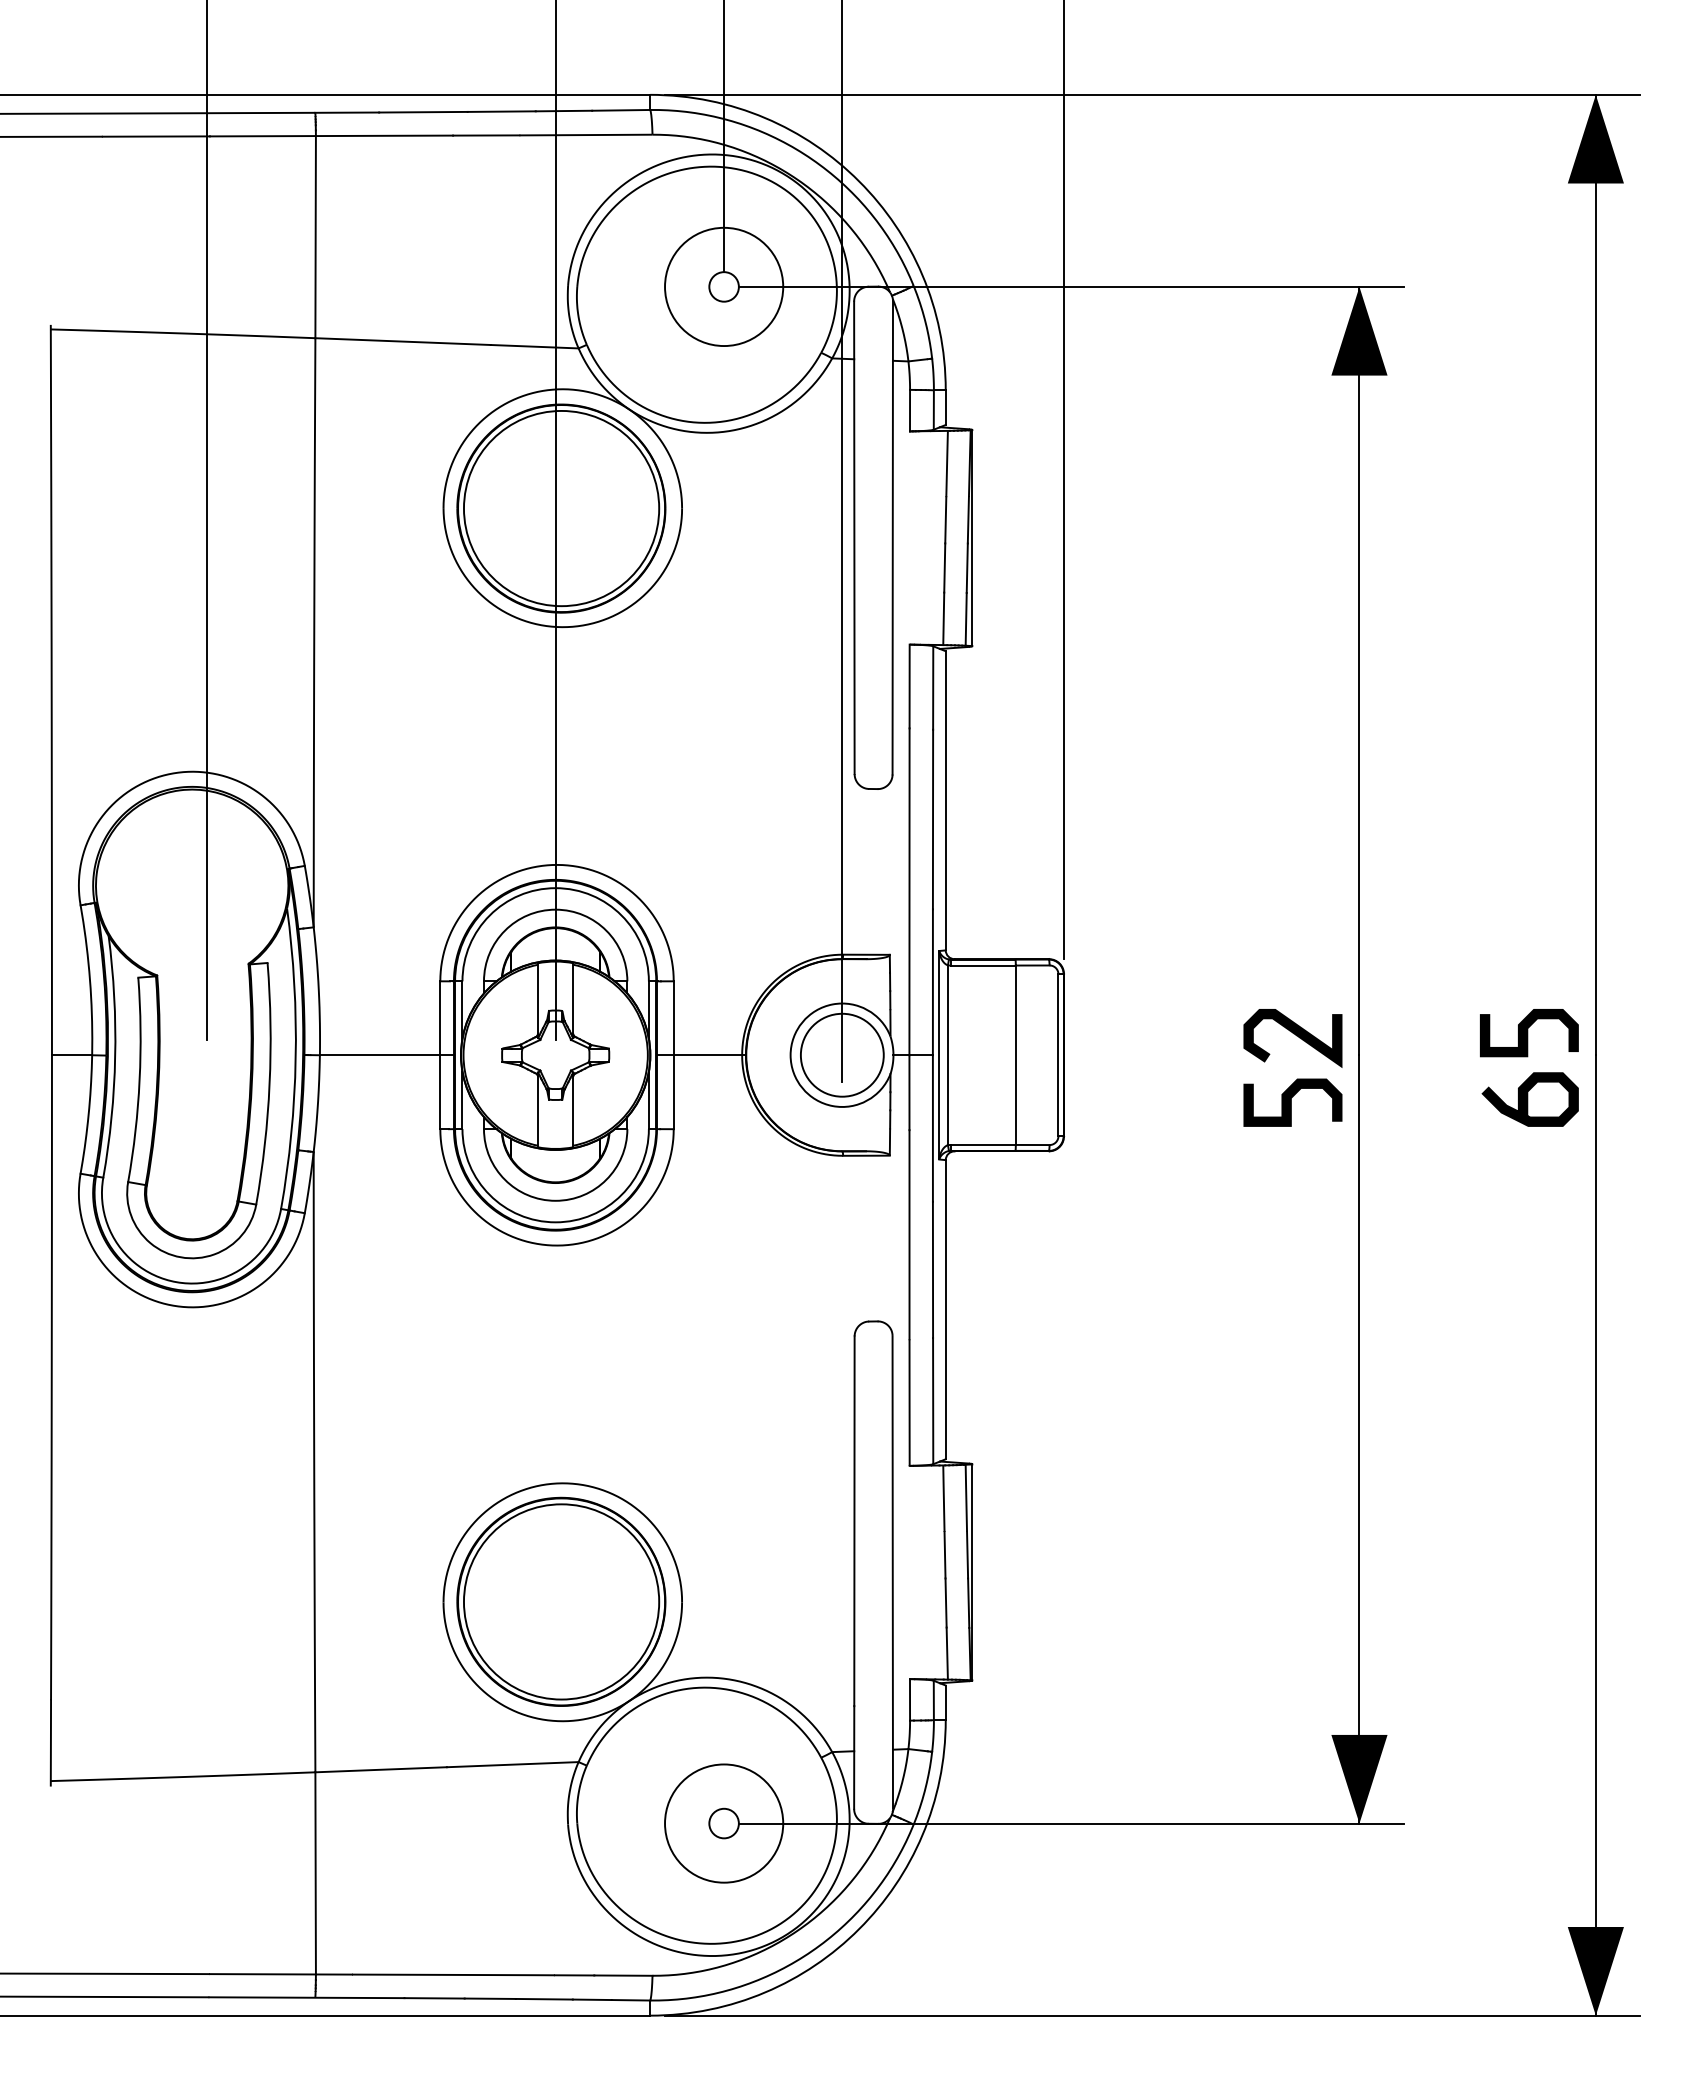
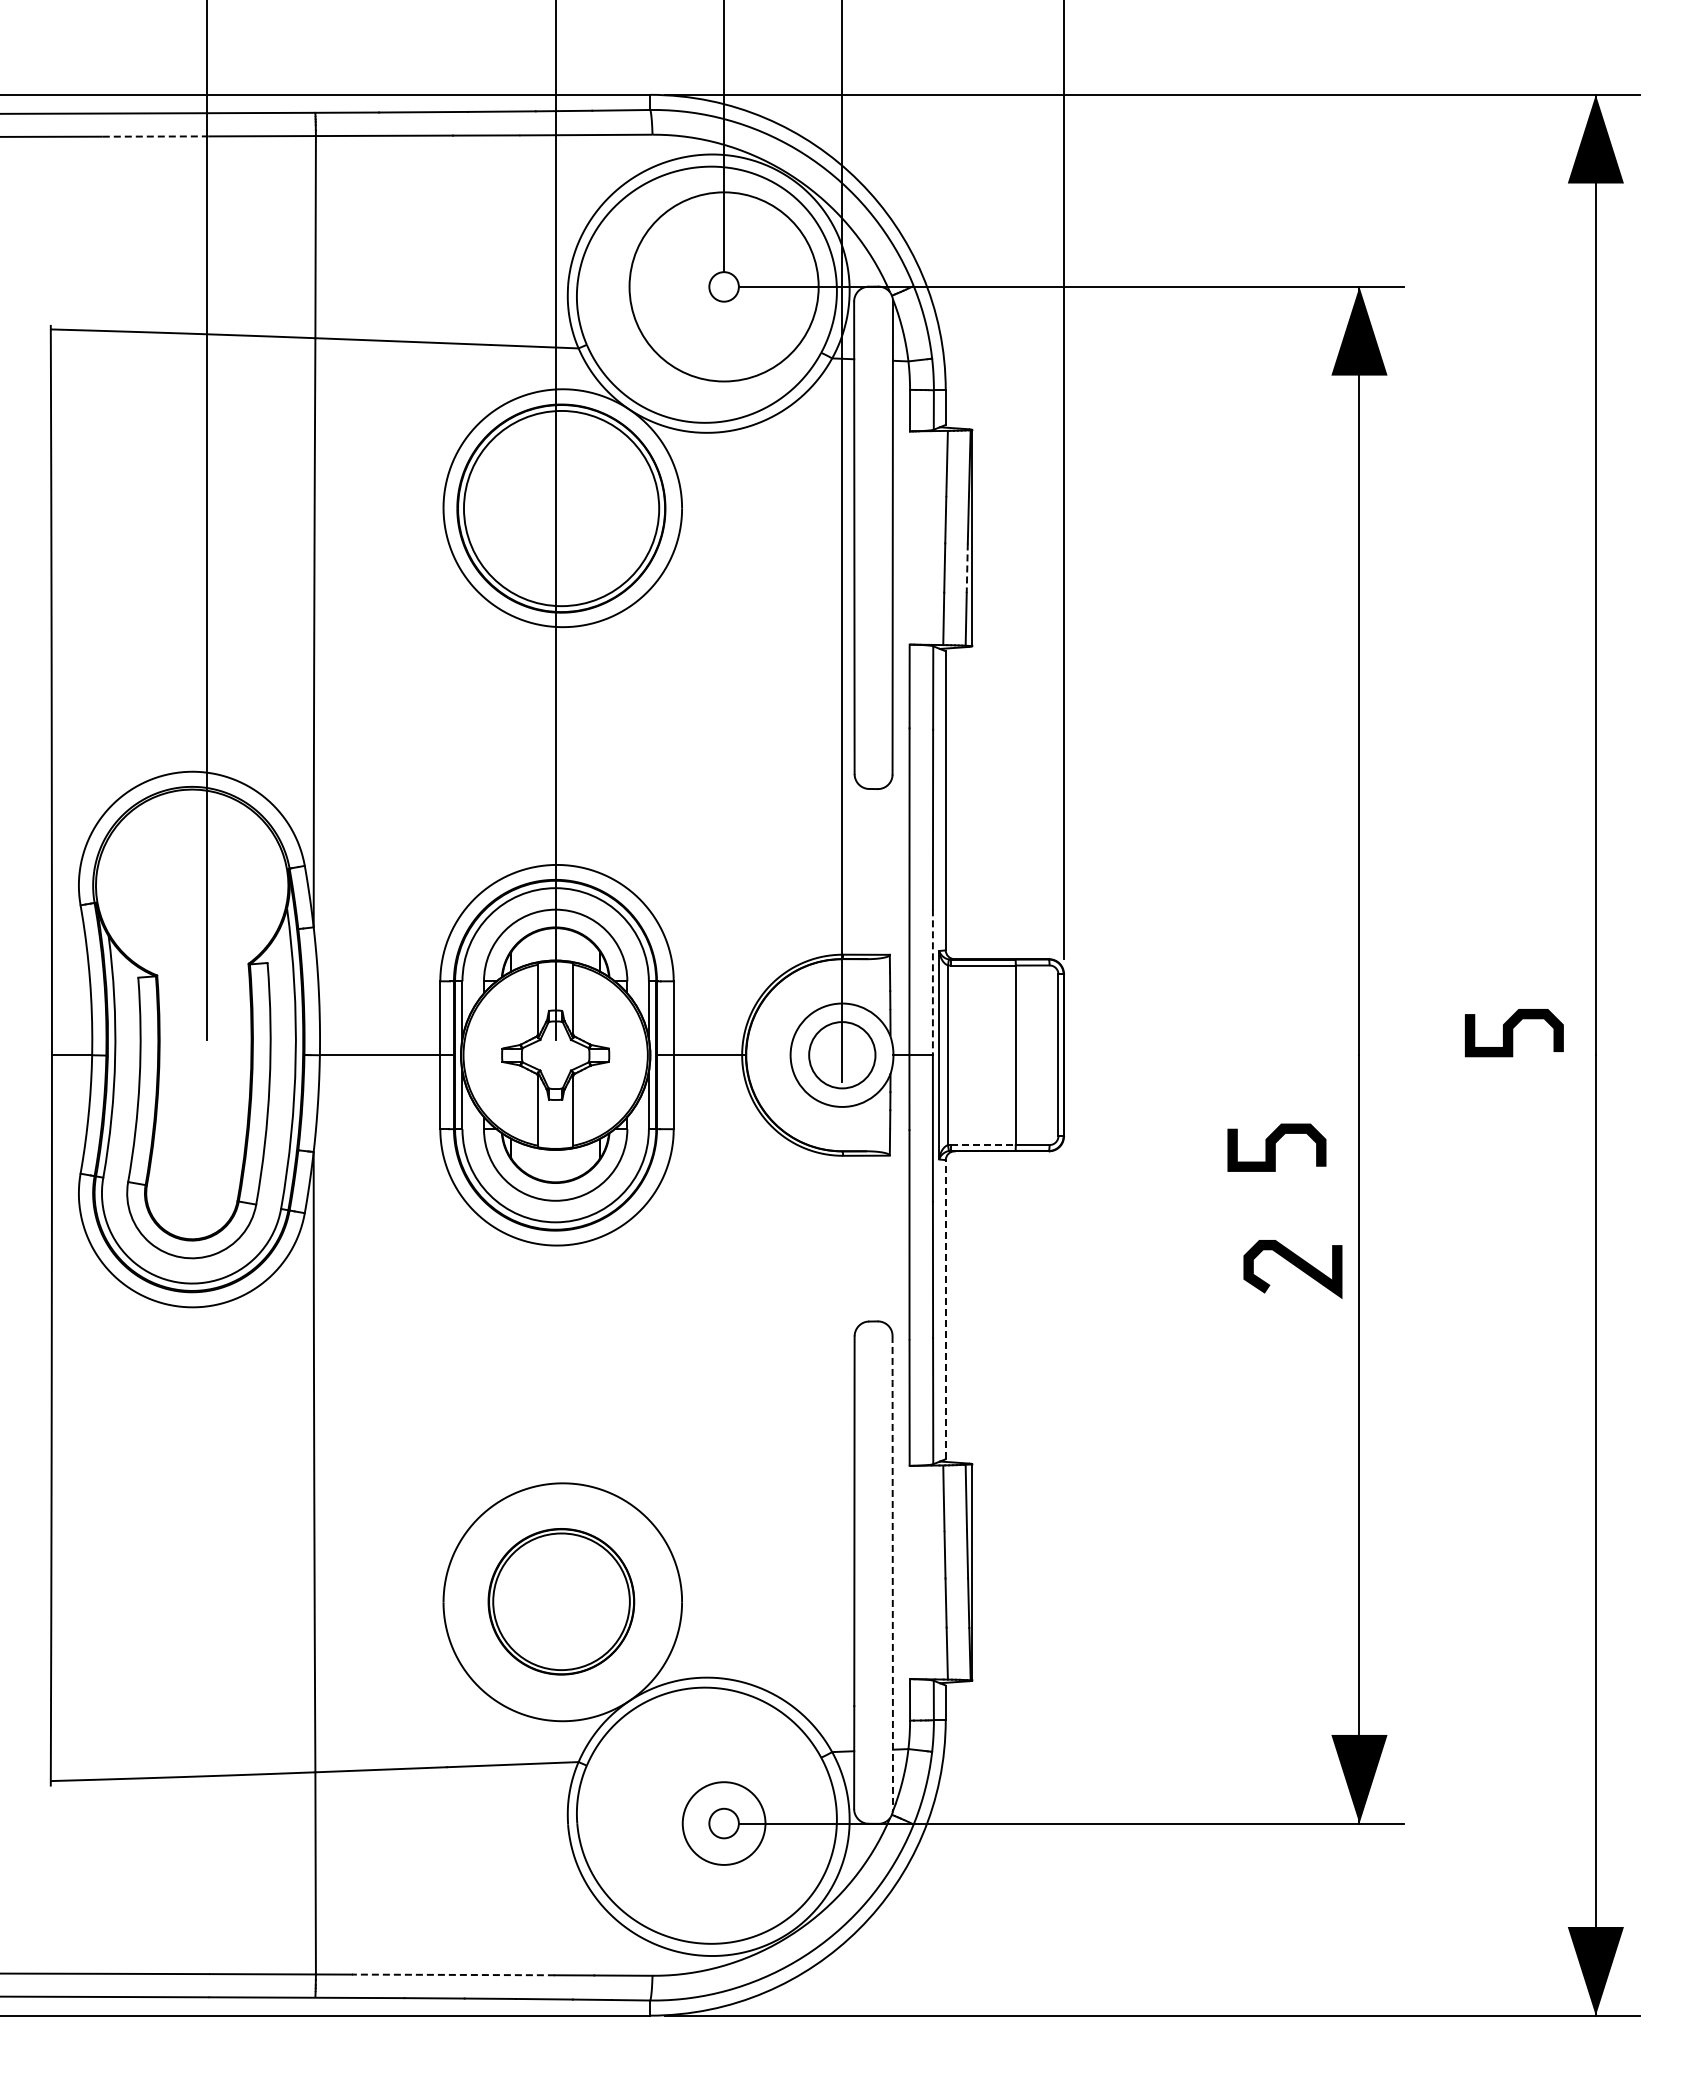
line: solid -> dashed (156, 136)
circle diameter: 118 px -> 189 px (723, 286)
line: solid -> dashed (967, 568)
line: solid -> dashed (932, 982)
curve position: (1528, 1033) -> (1513, 1033) (1513, 1033)
curve position: (1293, 1034) -> (1293, 1265) (1293, 1265)
circle diameter: 83 px -> 66 px (842, 1055)
curve: present -> none (1528, 1099)
curve position: (1291, 1102) -> (1275, 1147) (1275, 1147)
line: solid -> dashed (983, 1144)
line: solid -> dashed (945, 1309)
line: solid -> dashed (892, 1572)
part size: 211x211 px -> 149x148 px (561, 1601)
circle diameter: 118 px -> 83 px (723, 1823)
line: solid -> dashed (453, 1974)
